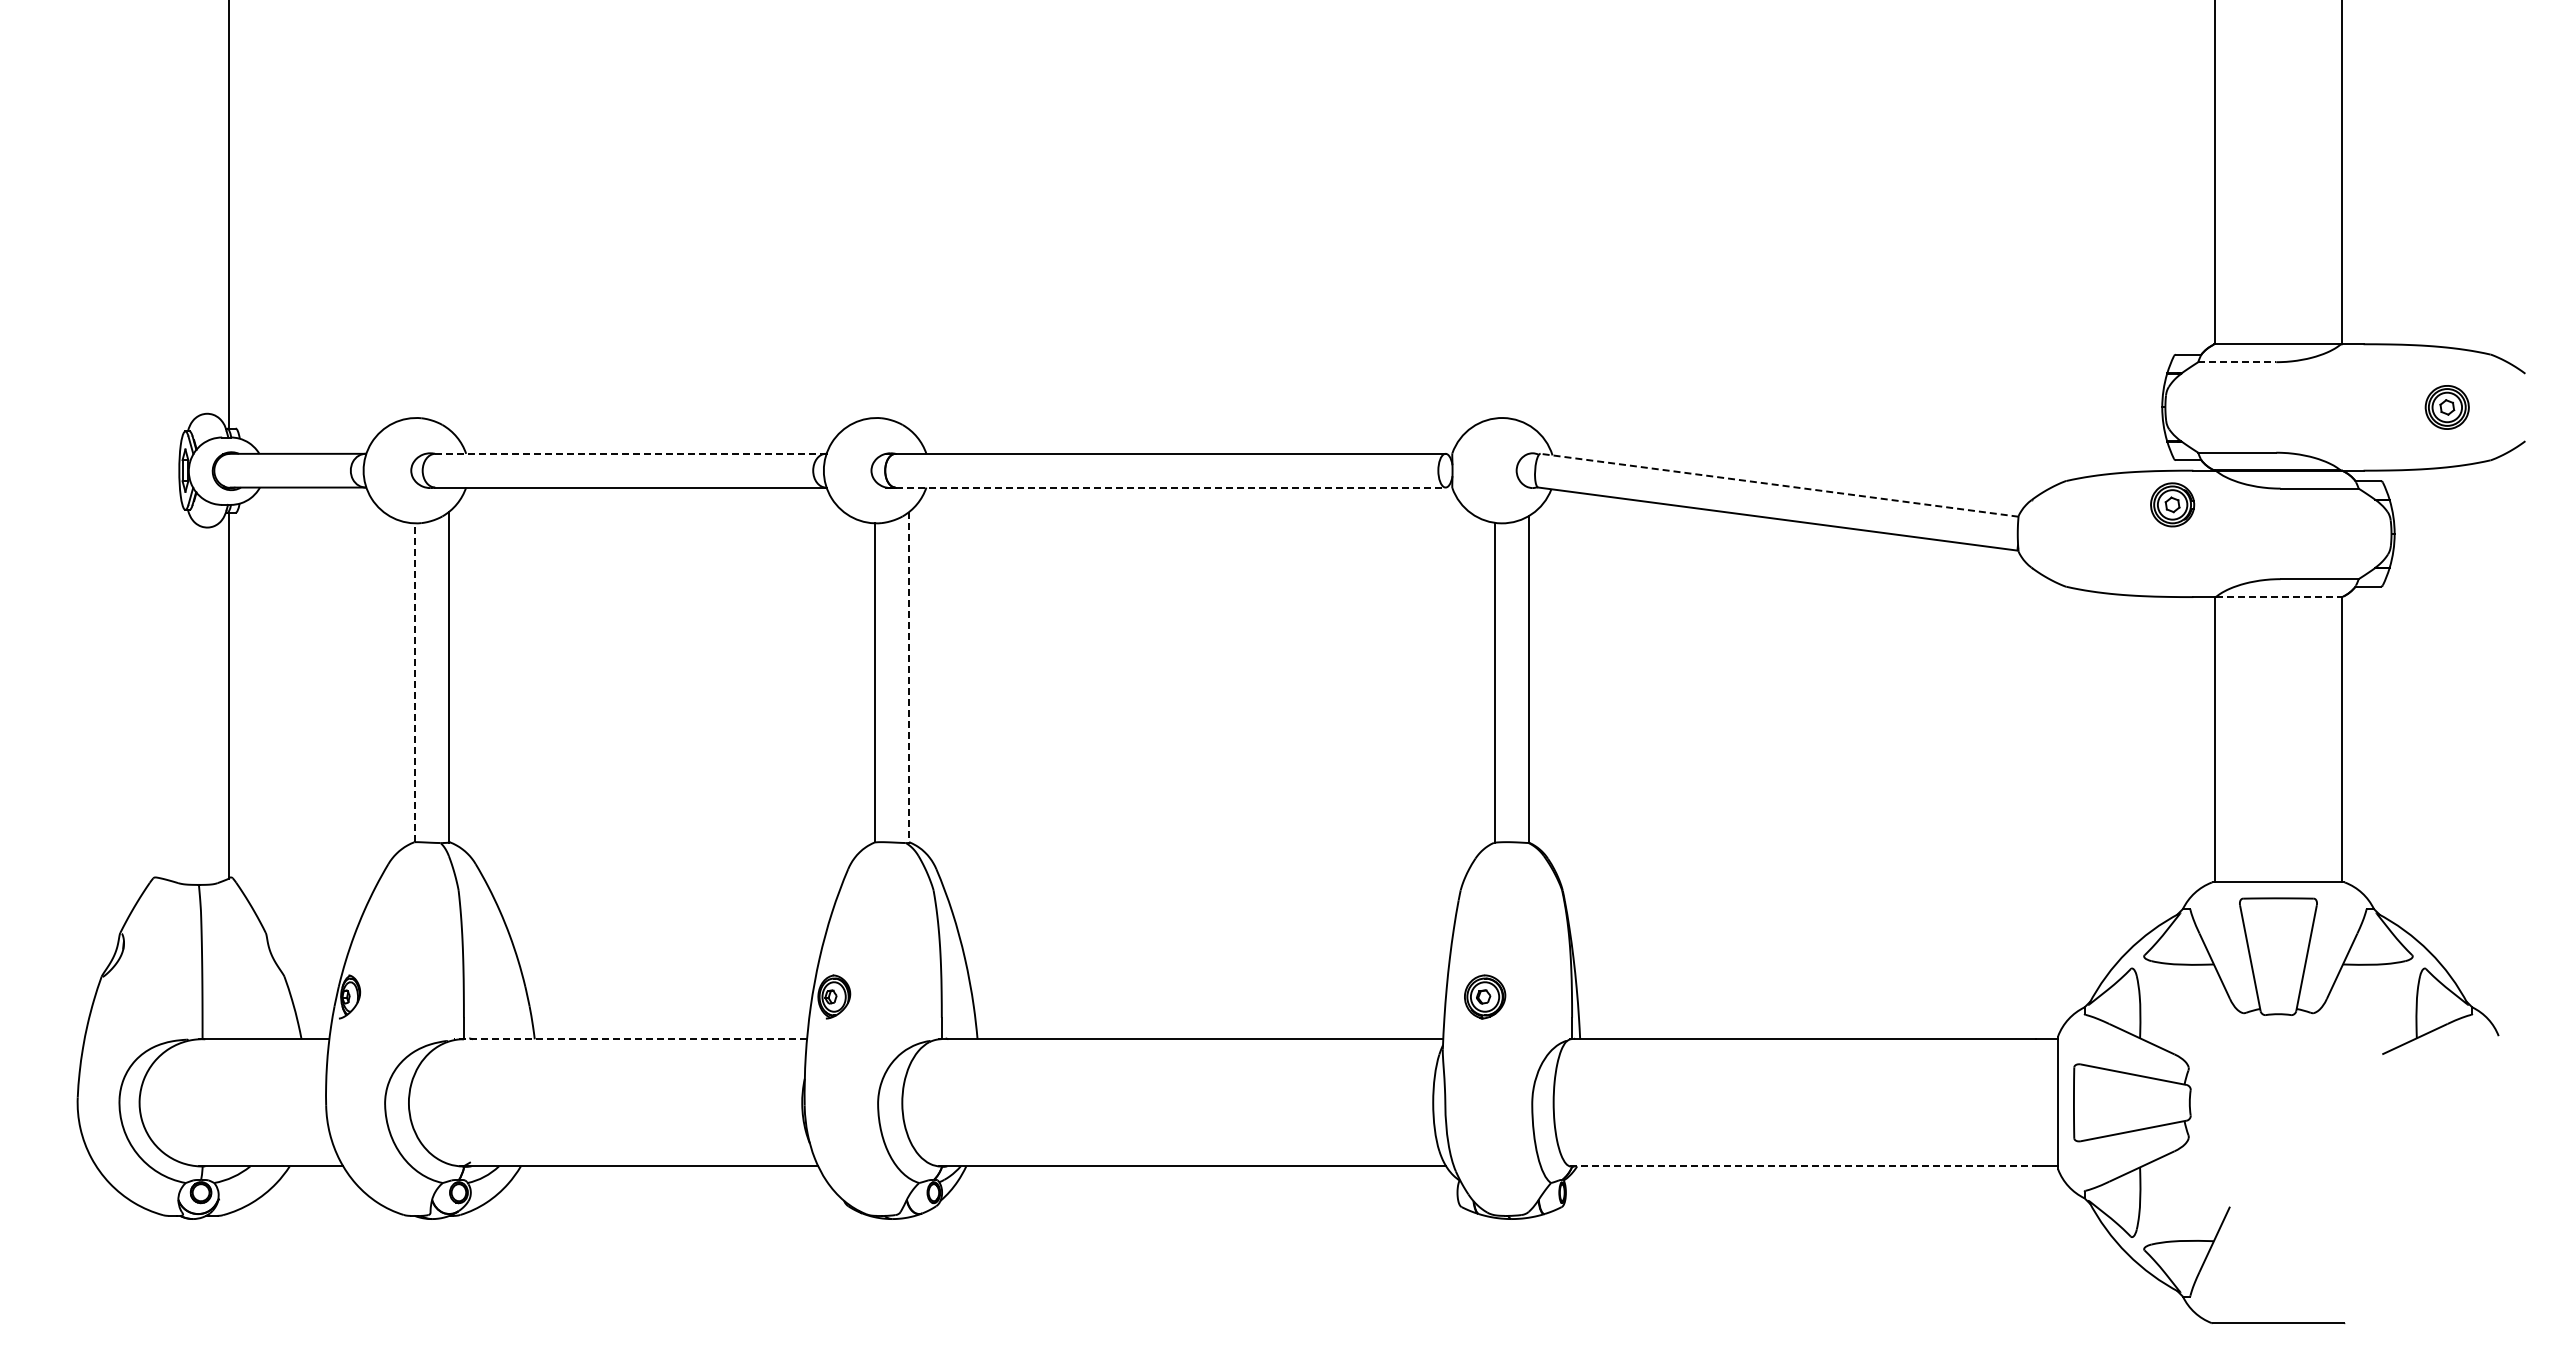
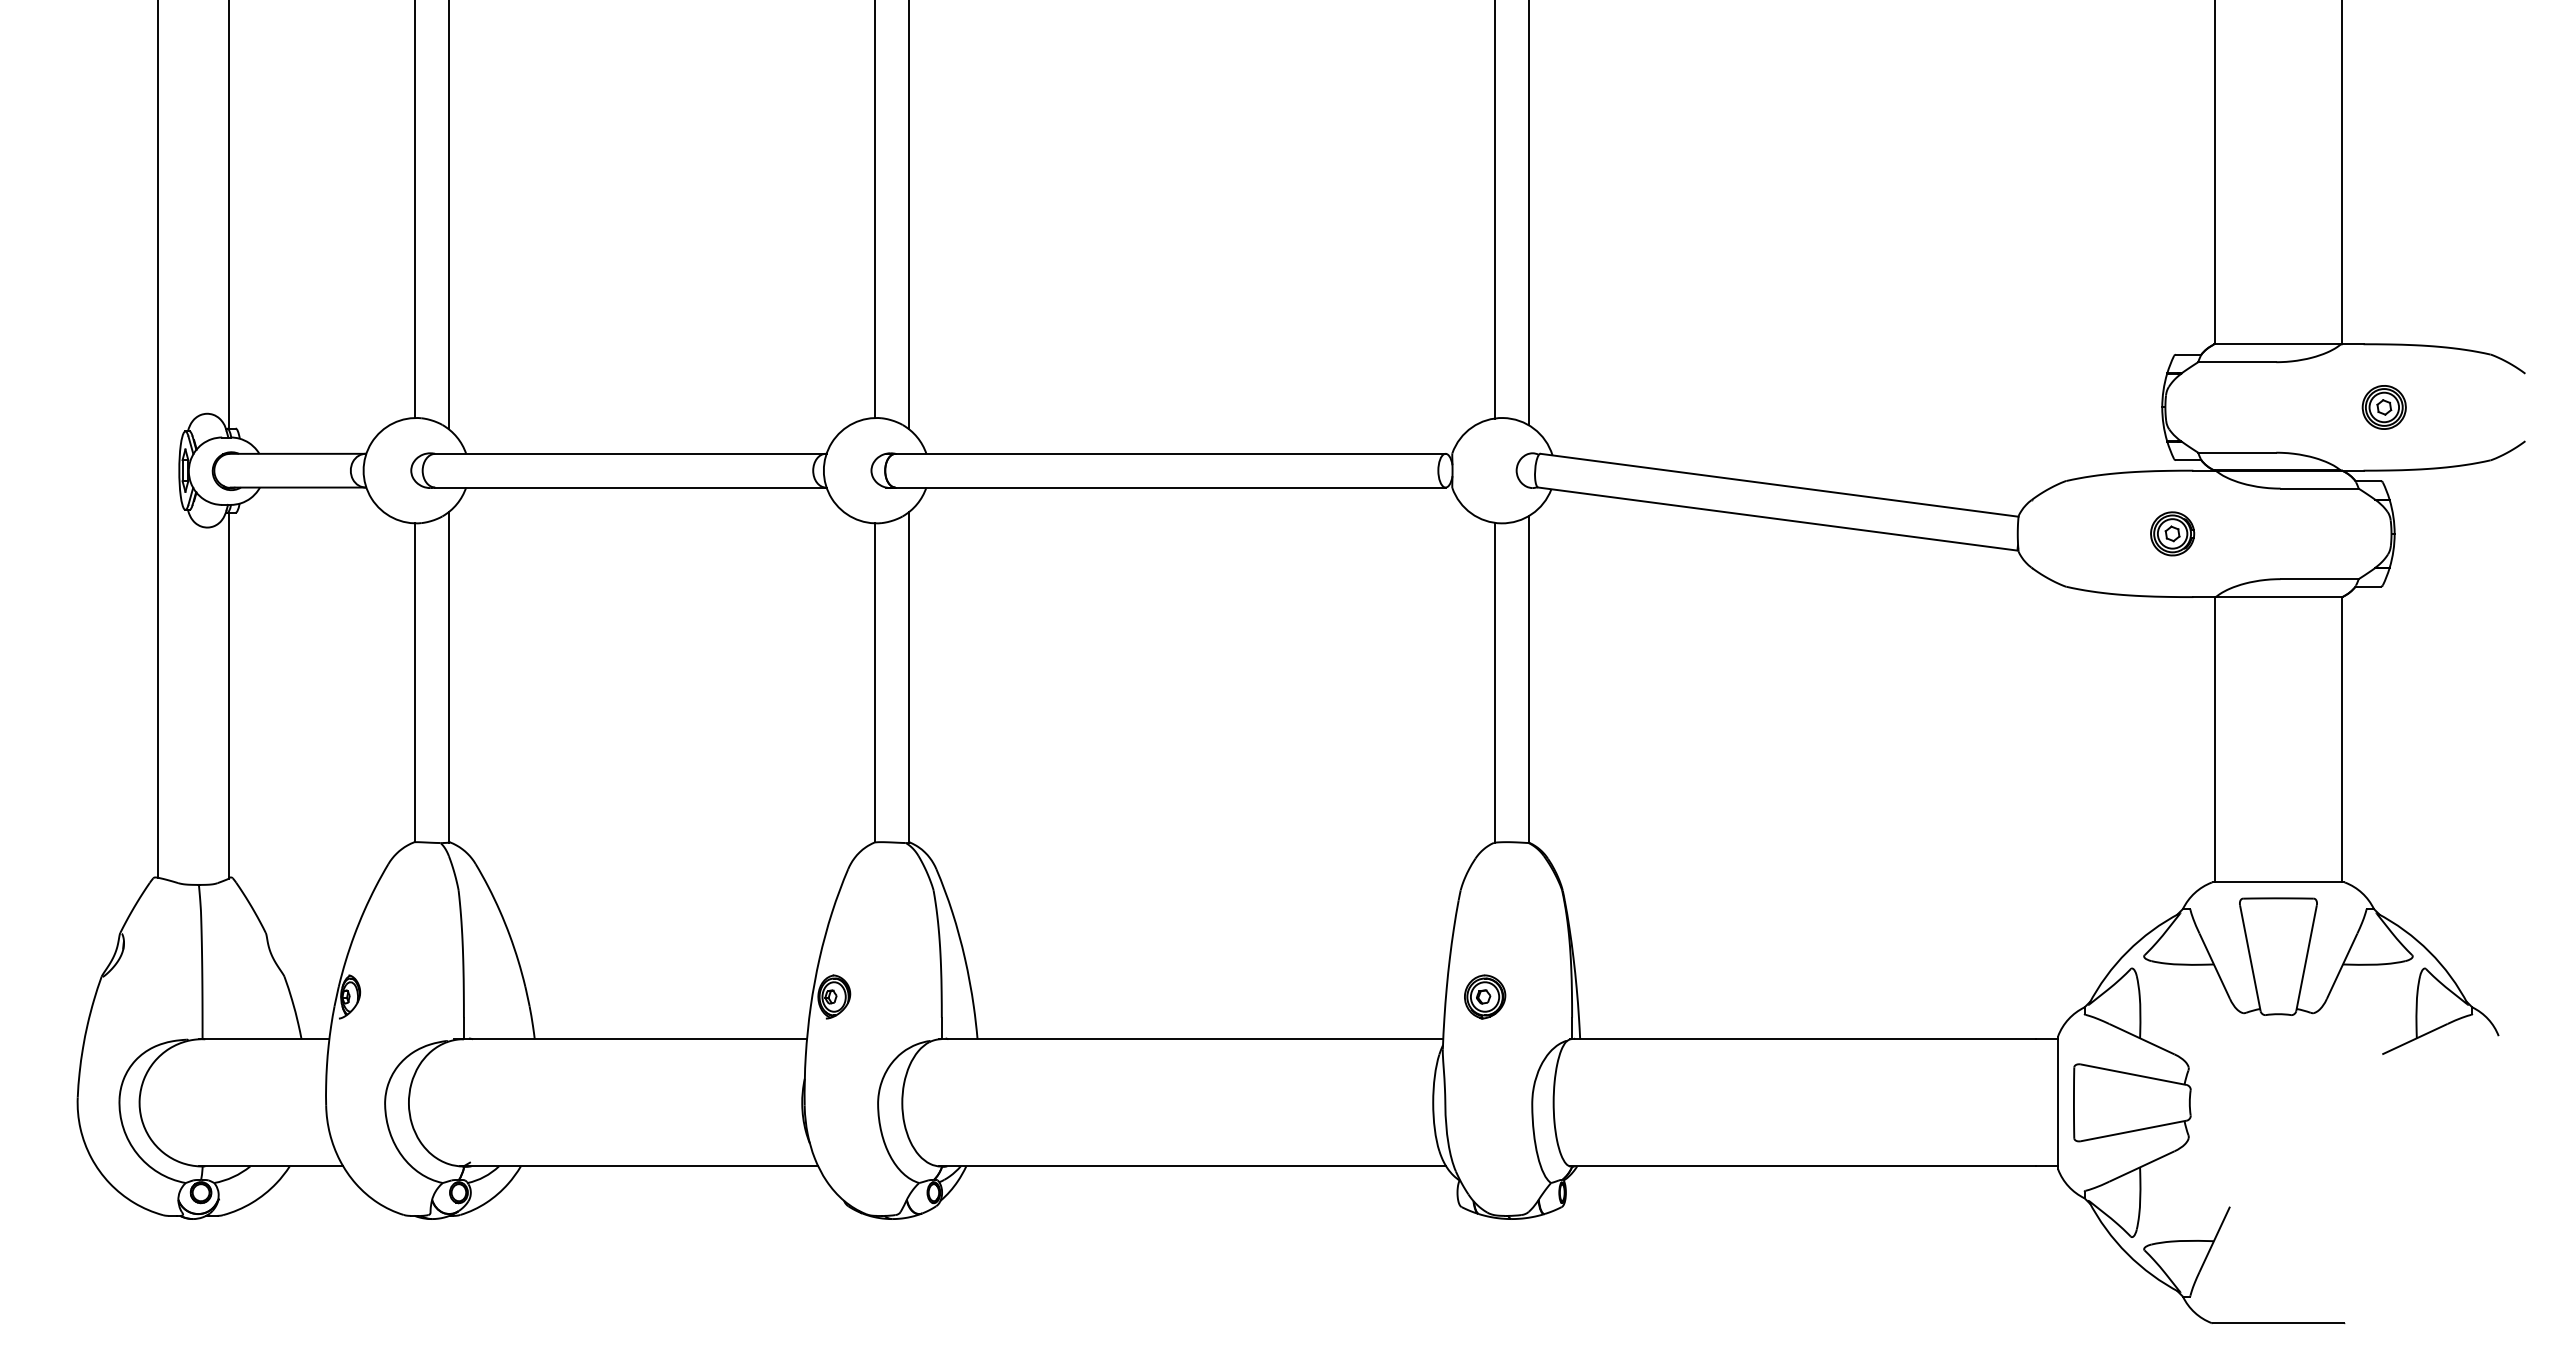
line: none -> present (415, 210)
line: none -> present (875, 210)
line: none -> present (1494, 210)
line: none -> present (1528, 213)
line: none -> present (448, 215)
line: none -> present (909, 215)
line: dashed -> solid (2237, 362)
part position: (2446, 407) -> (2383, 407) (2383, 407)
line: none -> present (157, 439)
line: dashed -> solid (631, 453)
line: dashed -> solid (1779, 485)
line: dashed -> solid (1171, 487)
part position: (2172, 504) -> (2172, 533) (2172, 533)
line: dashed -> solid (2279, 596)
line: dashed -> solid (909, 677)
line: dashed -> solid (415, 682)
line: dashed -> solid (630, 1039)
line: dashed -> solid (1803, 1166)
